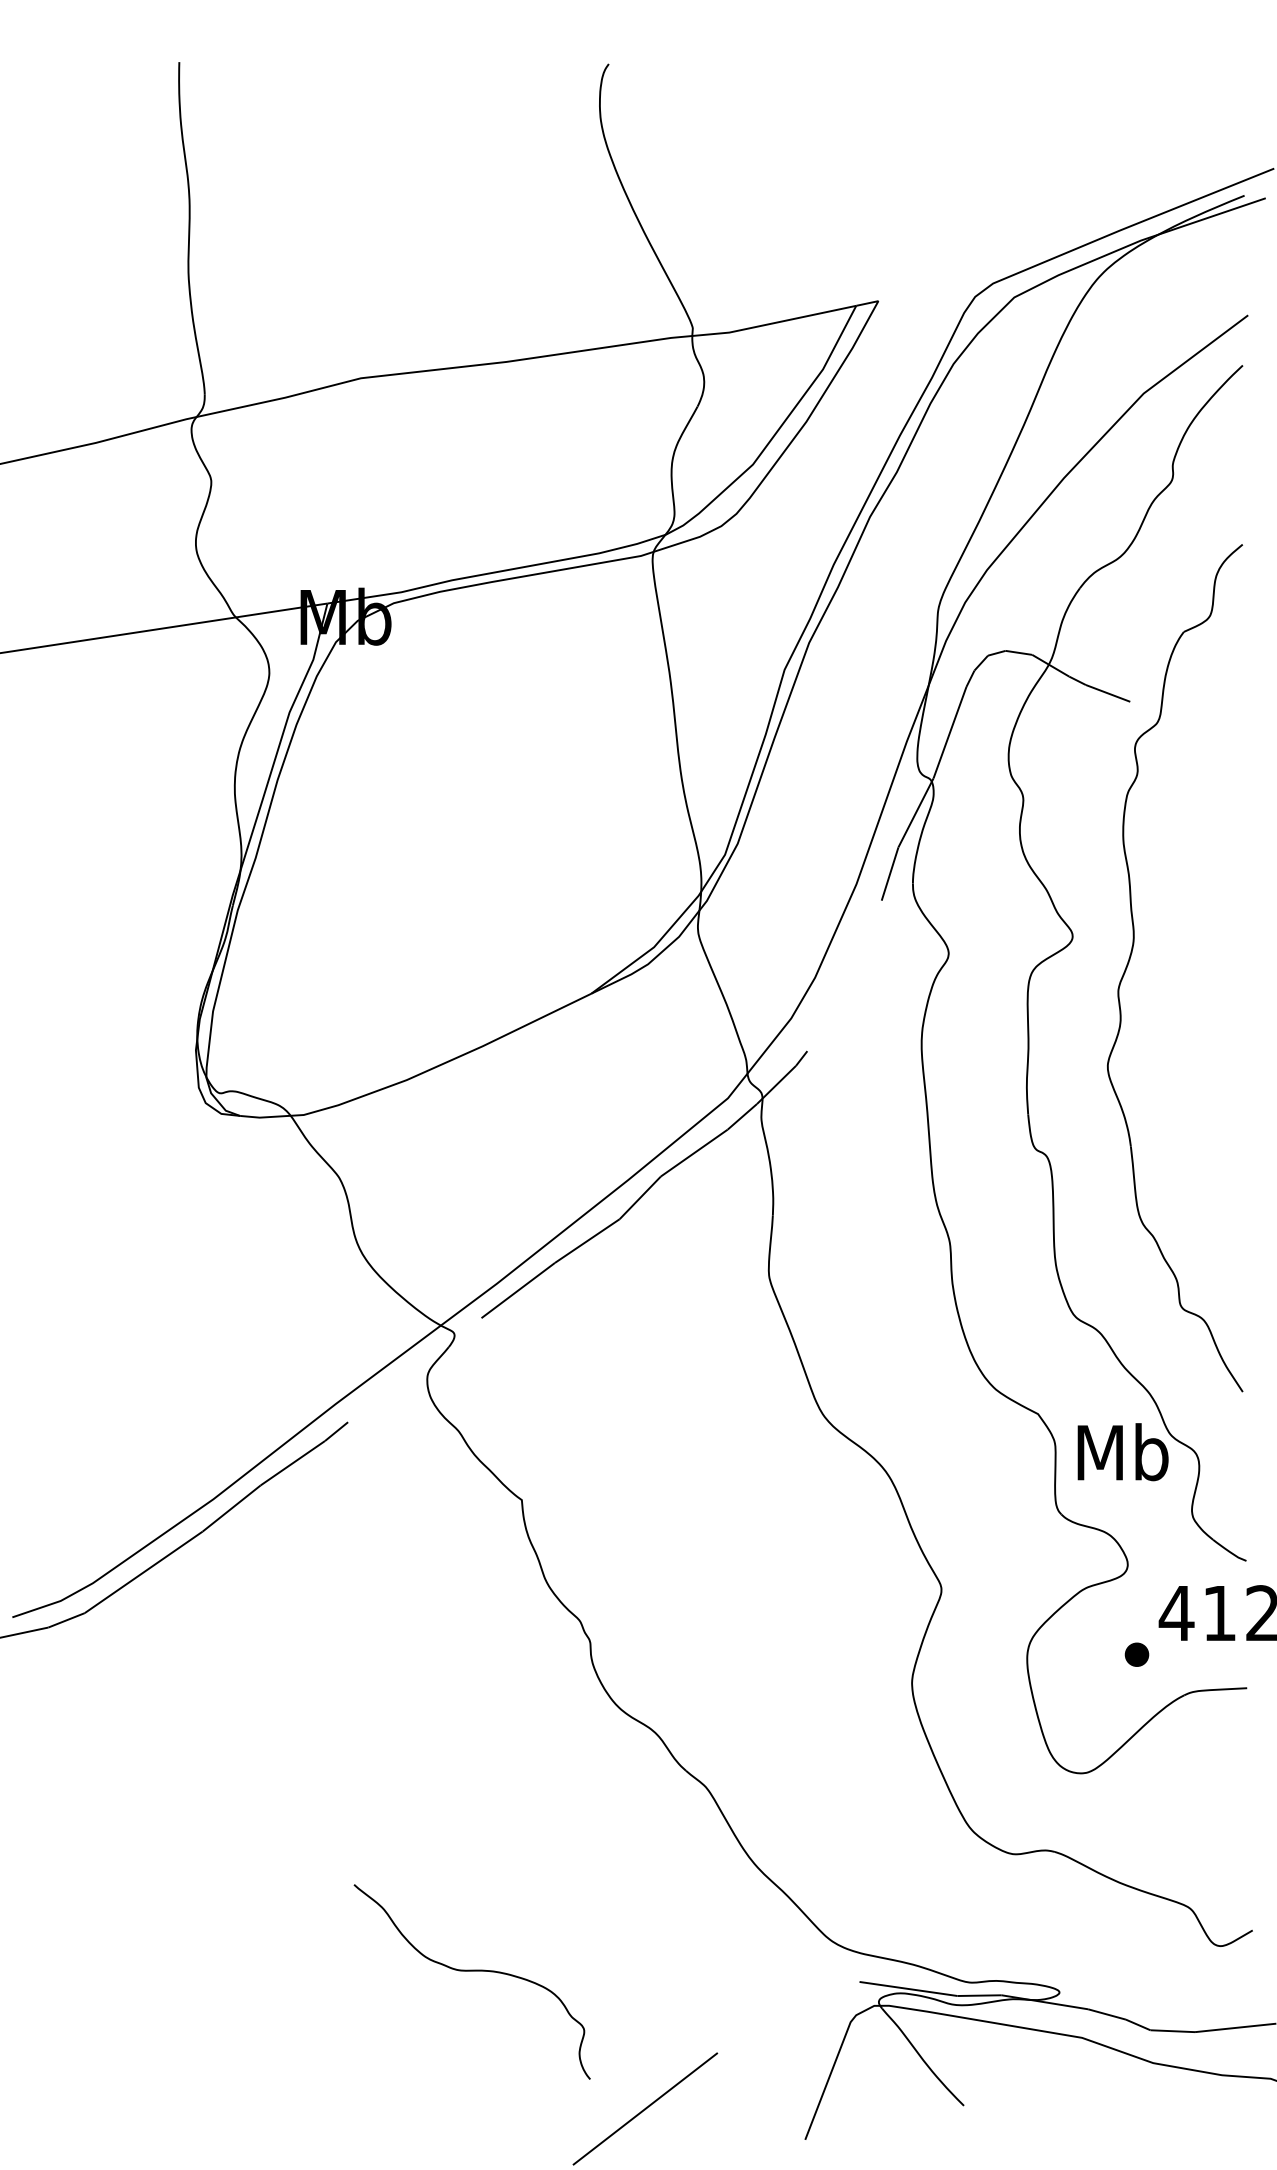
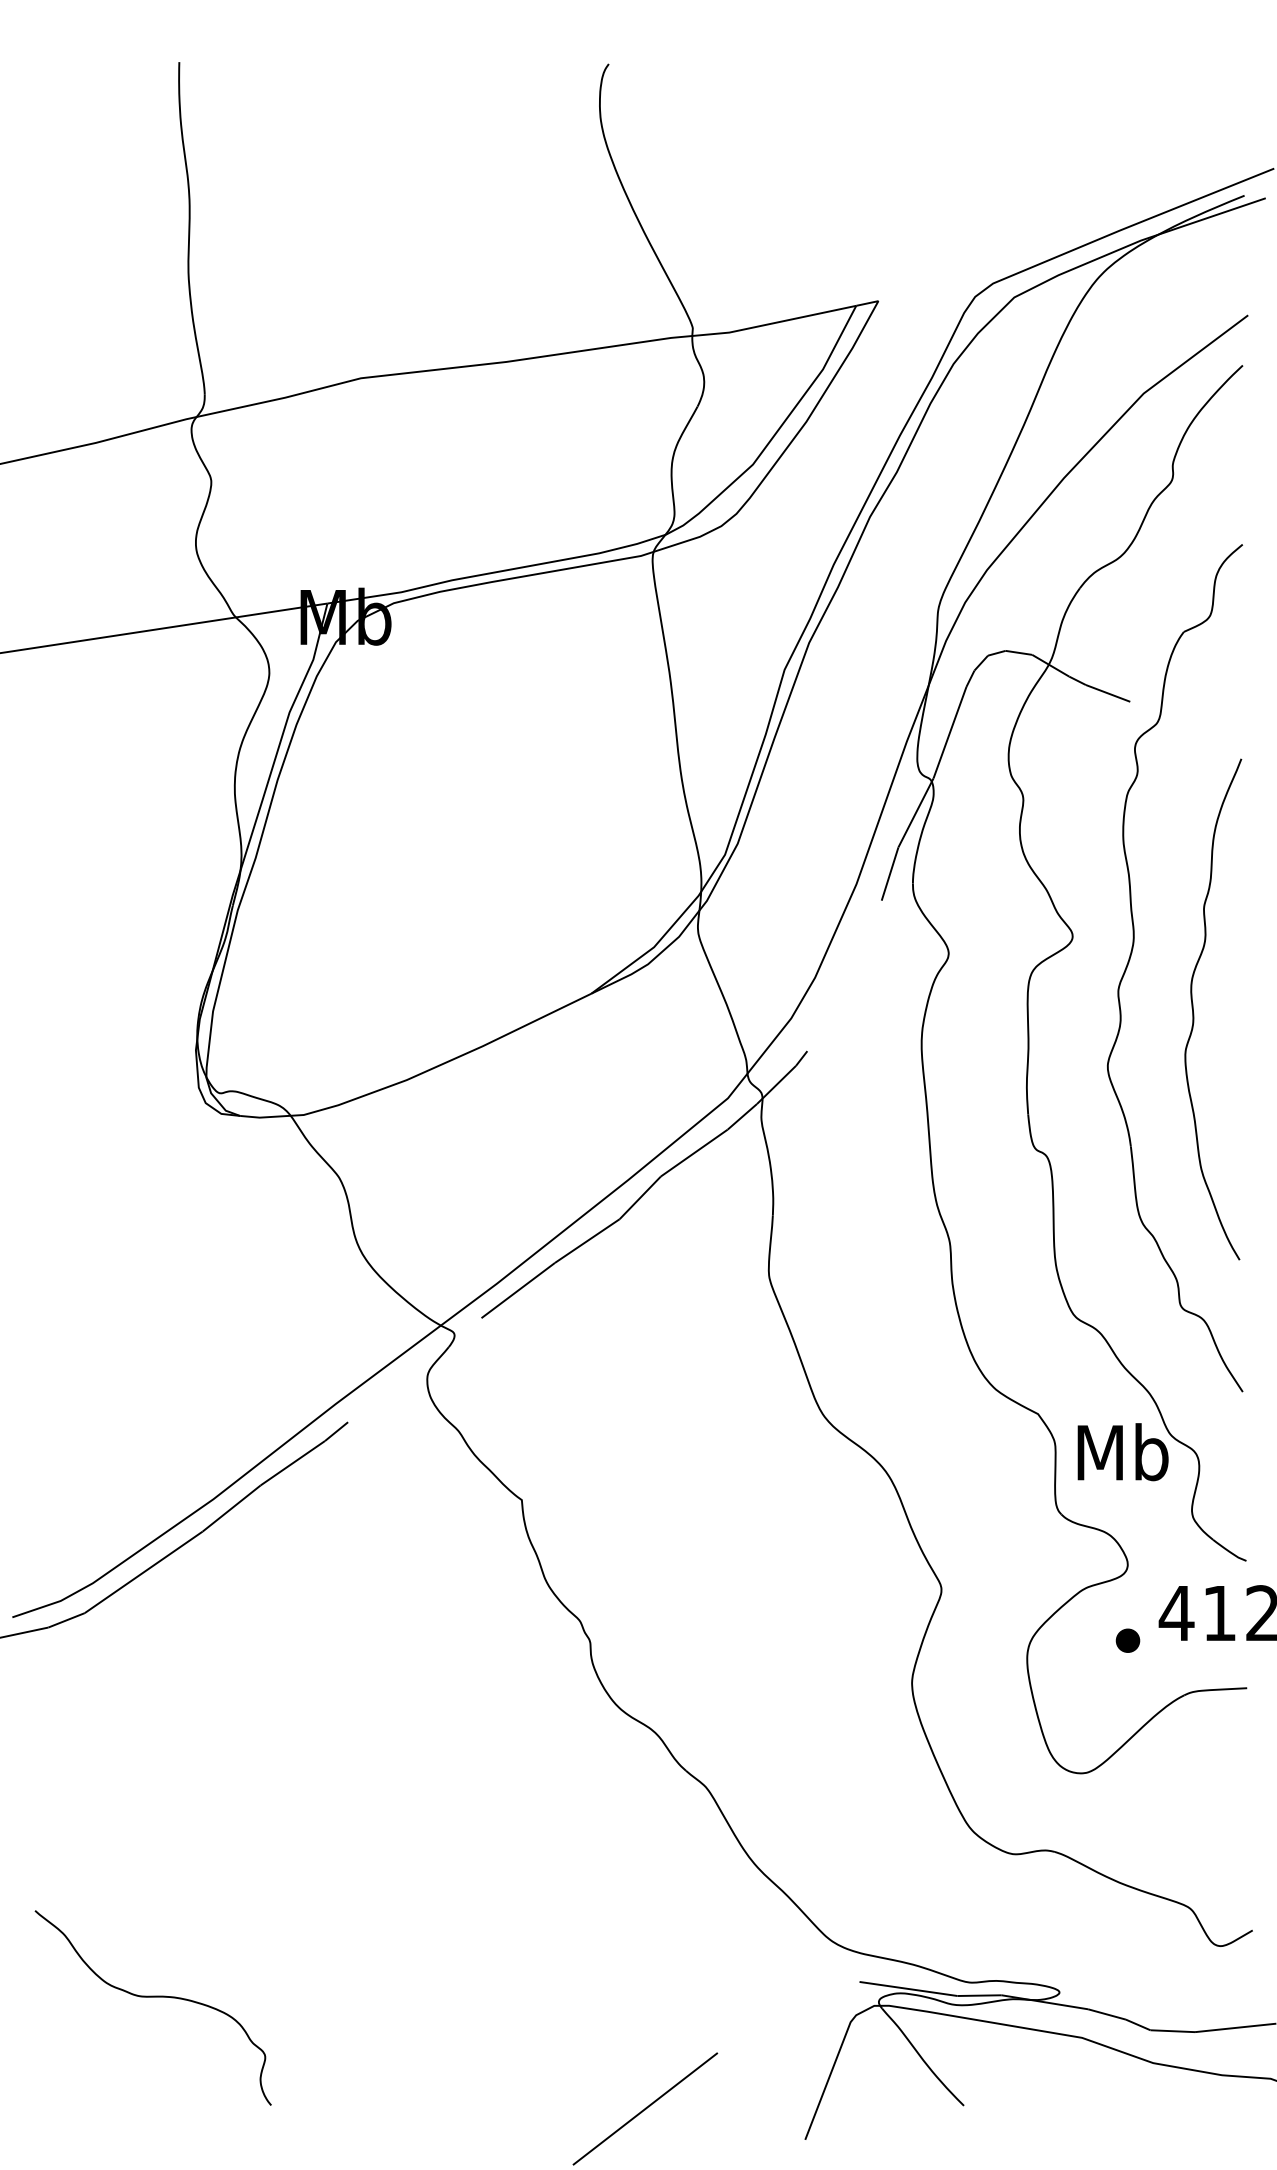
curve: none -> present (1194, 1013)
part position: (1136, 1654) -> (1127, 1640) (1127, 1640)
curve position: (471, 1971) -> (152, 1997) (152, 1997)
